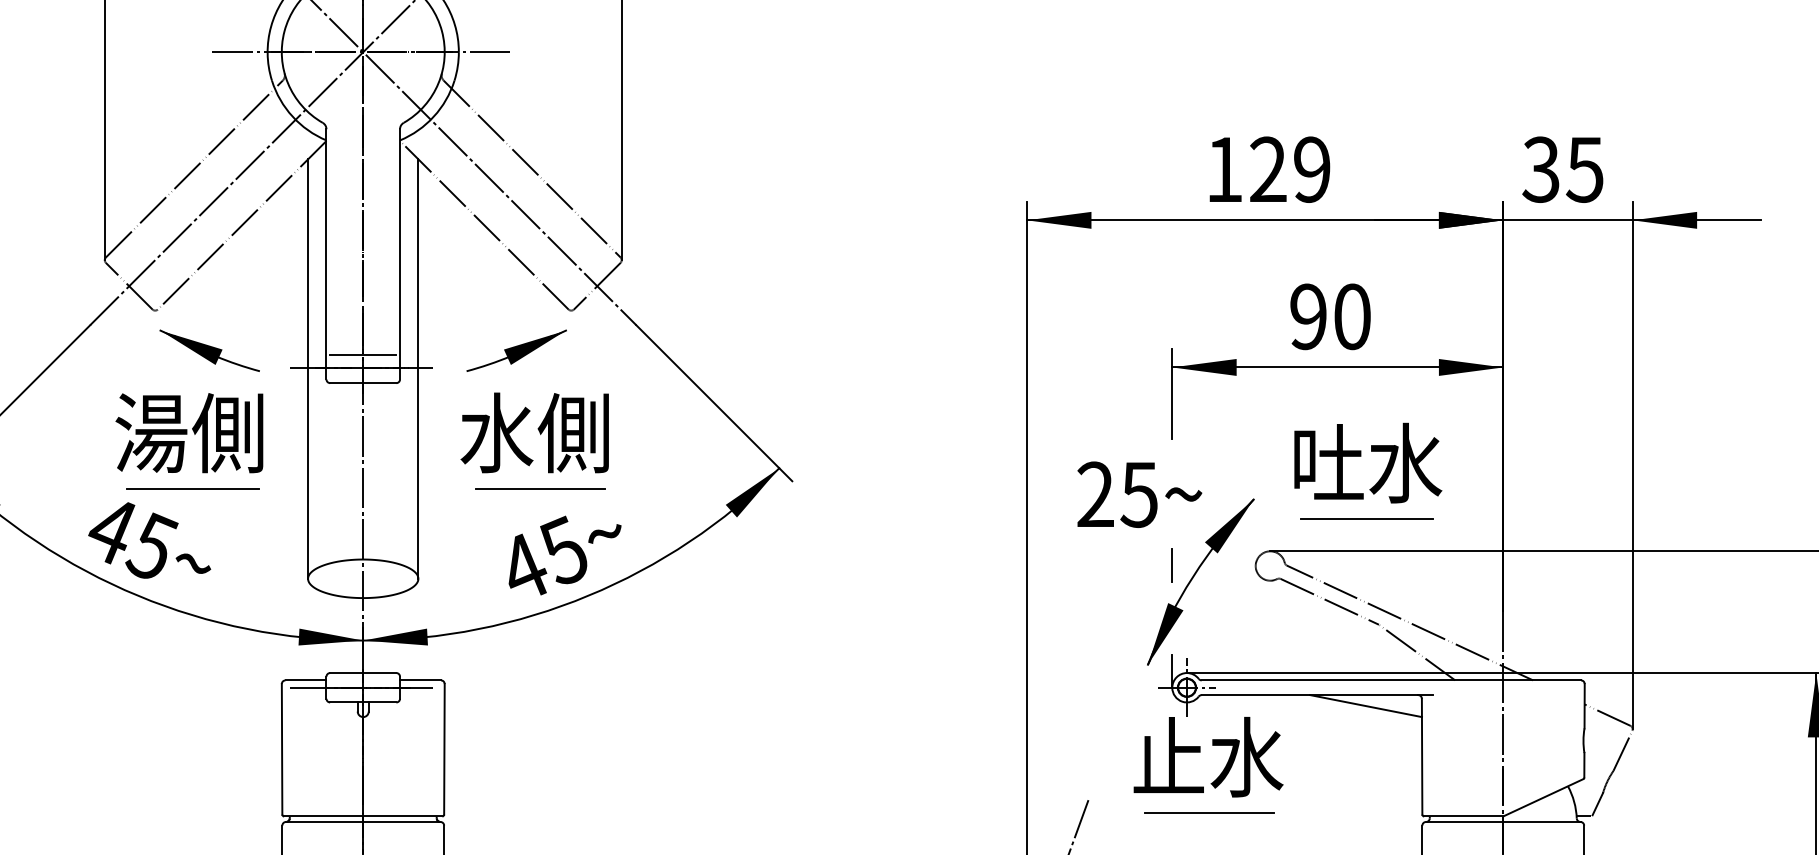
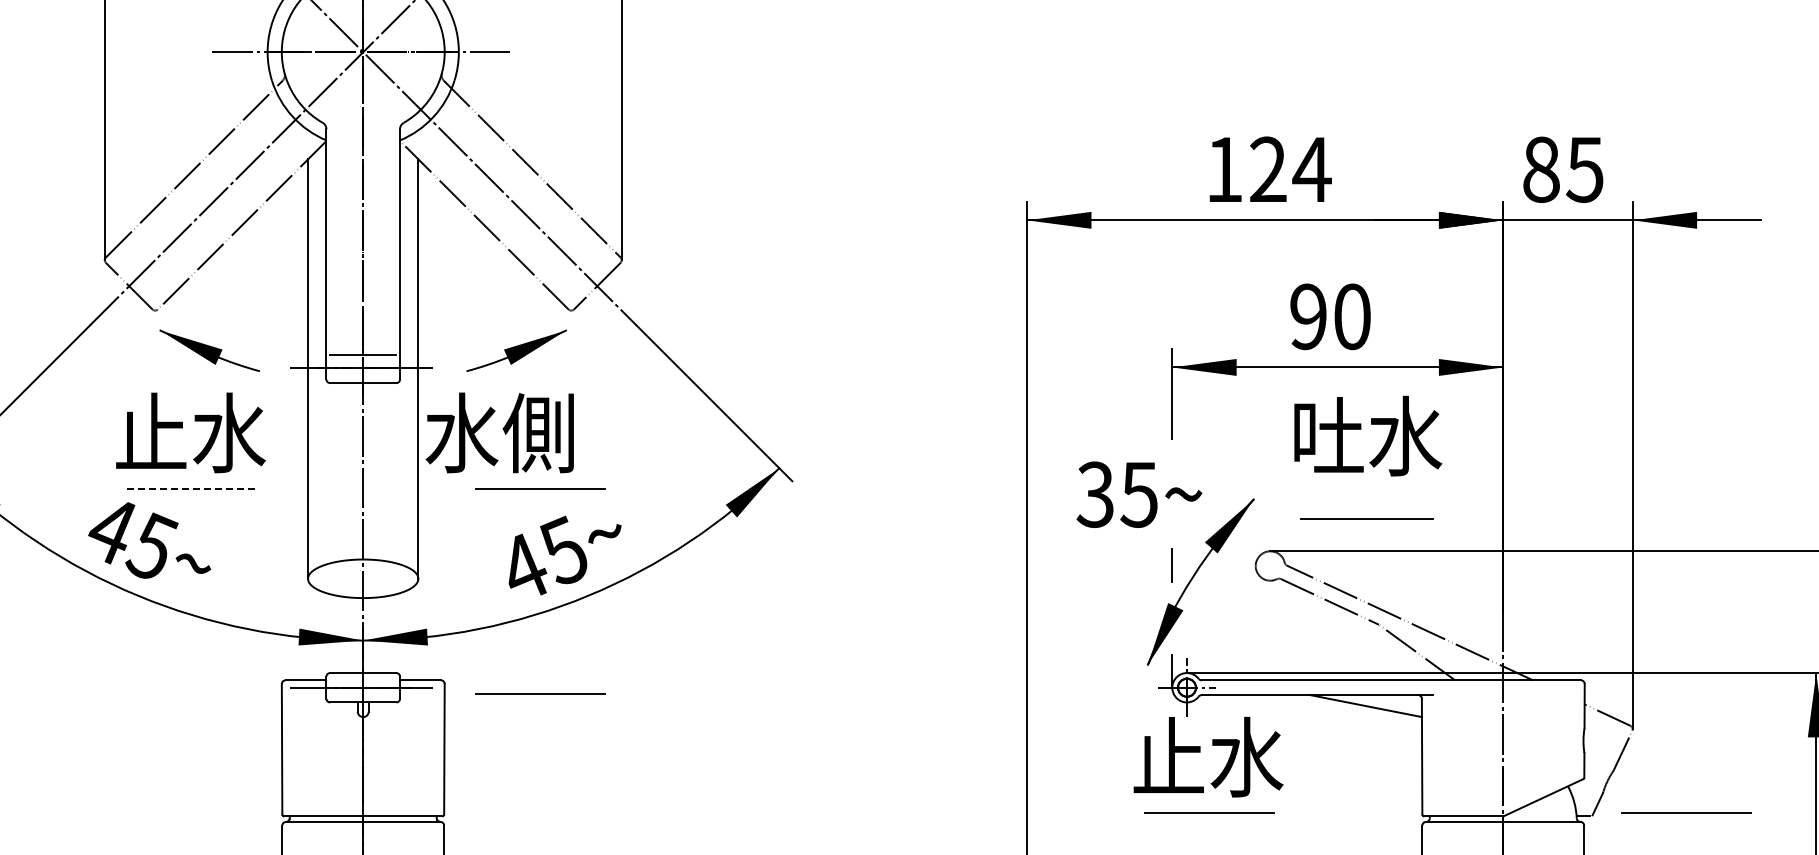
text: 129 -> 124 (1311, 169)
text: 35 -> 85 (1540, 169)
text: 湯側 -> 止水 (190, 432)
text position: (534, 432) -> (499, 432) (499, 432)
text position: (1368, 462) -> (1368, 435) (1368, 435)
line: solid -> dashed (193, 489)
text: 25 -> 35 (1094, 494)
line: none -> present (540, 693)
line: none -> present (1686, 812)
line: present -> none (1078, 825)
